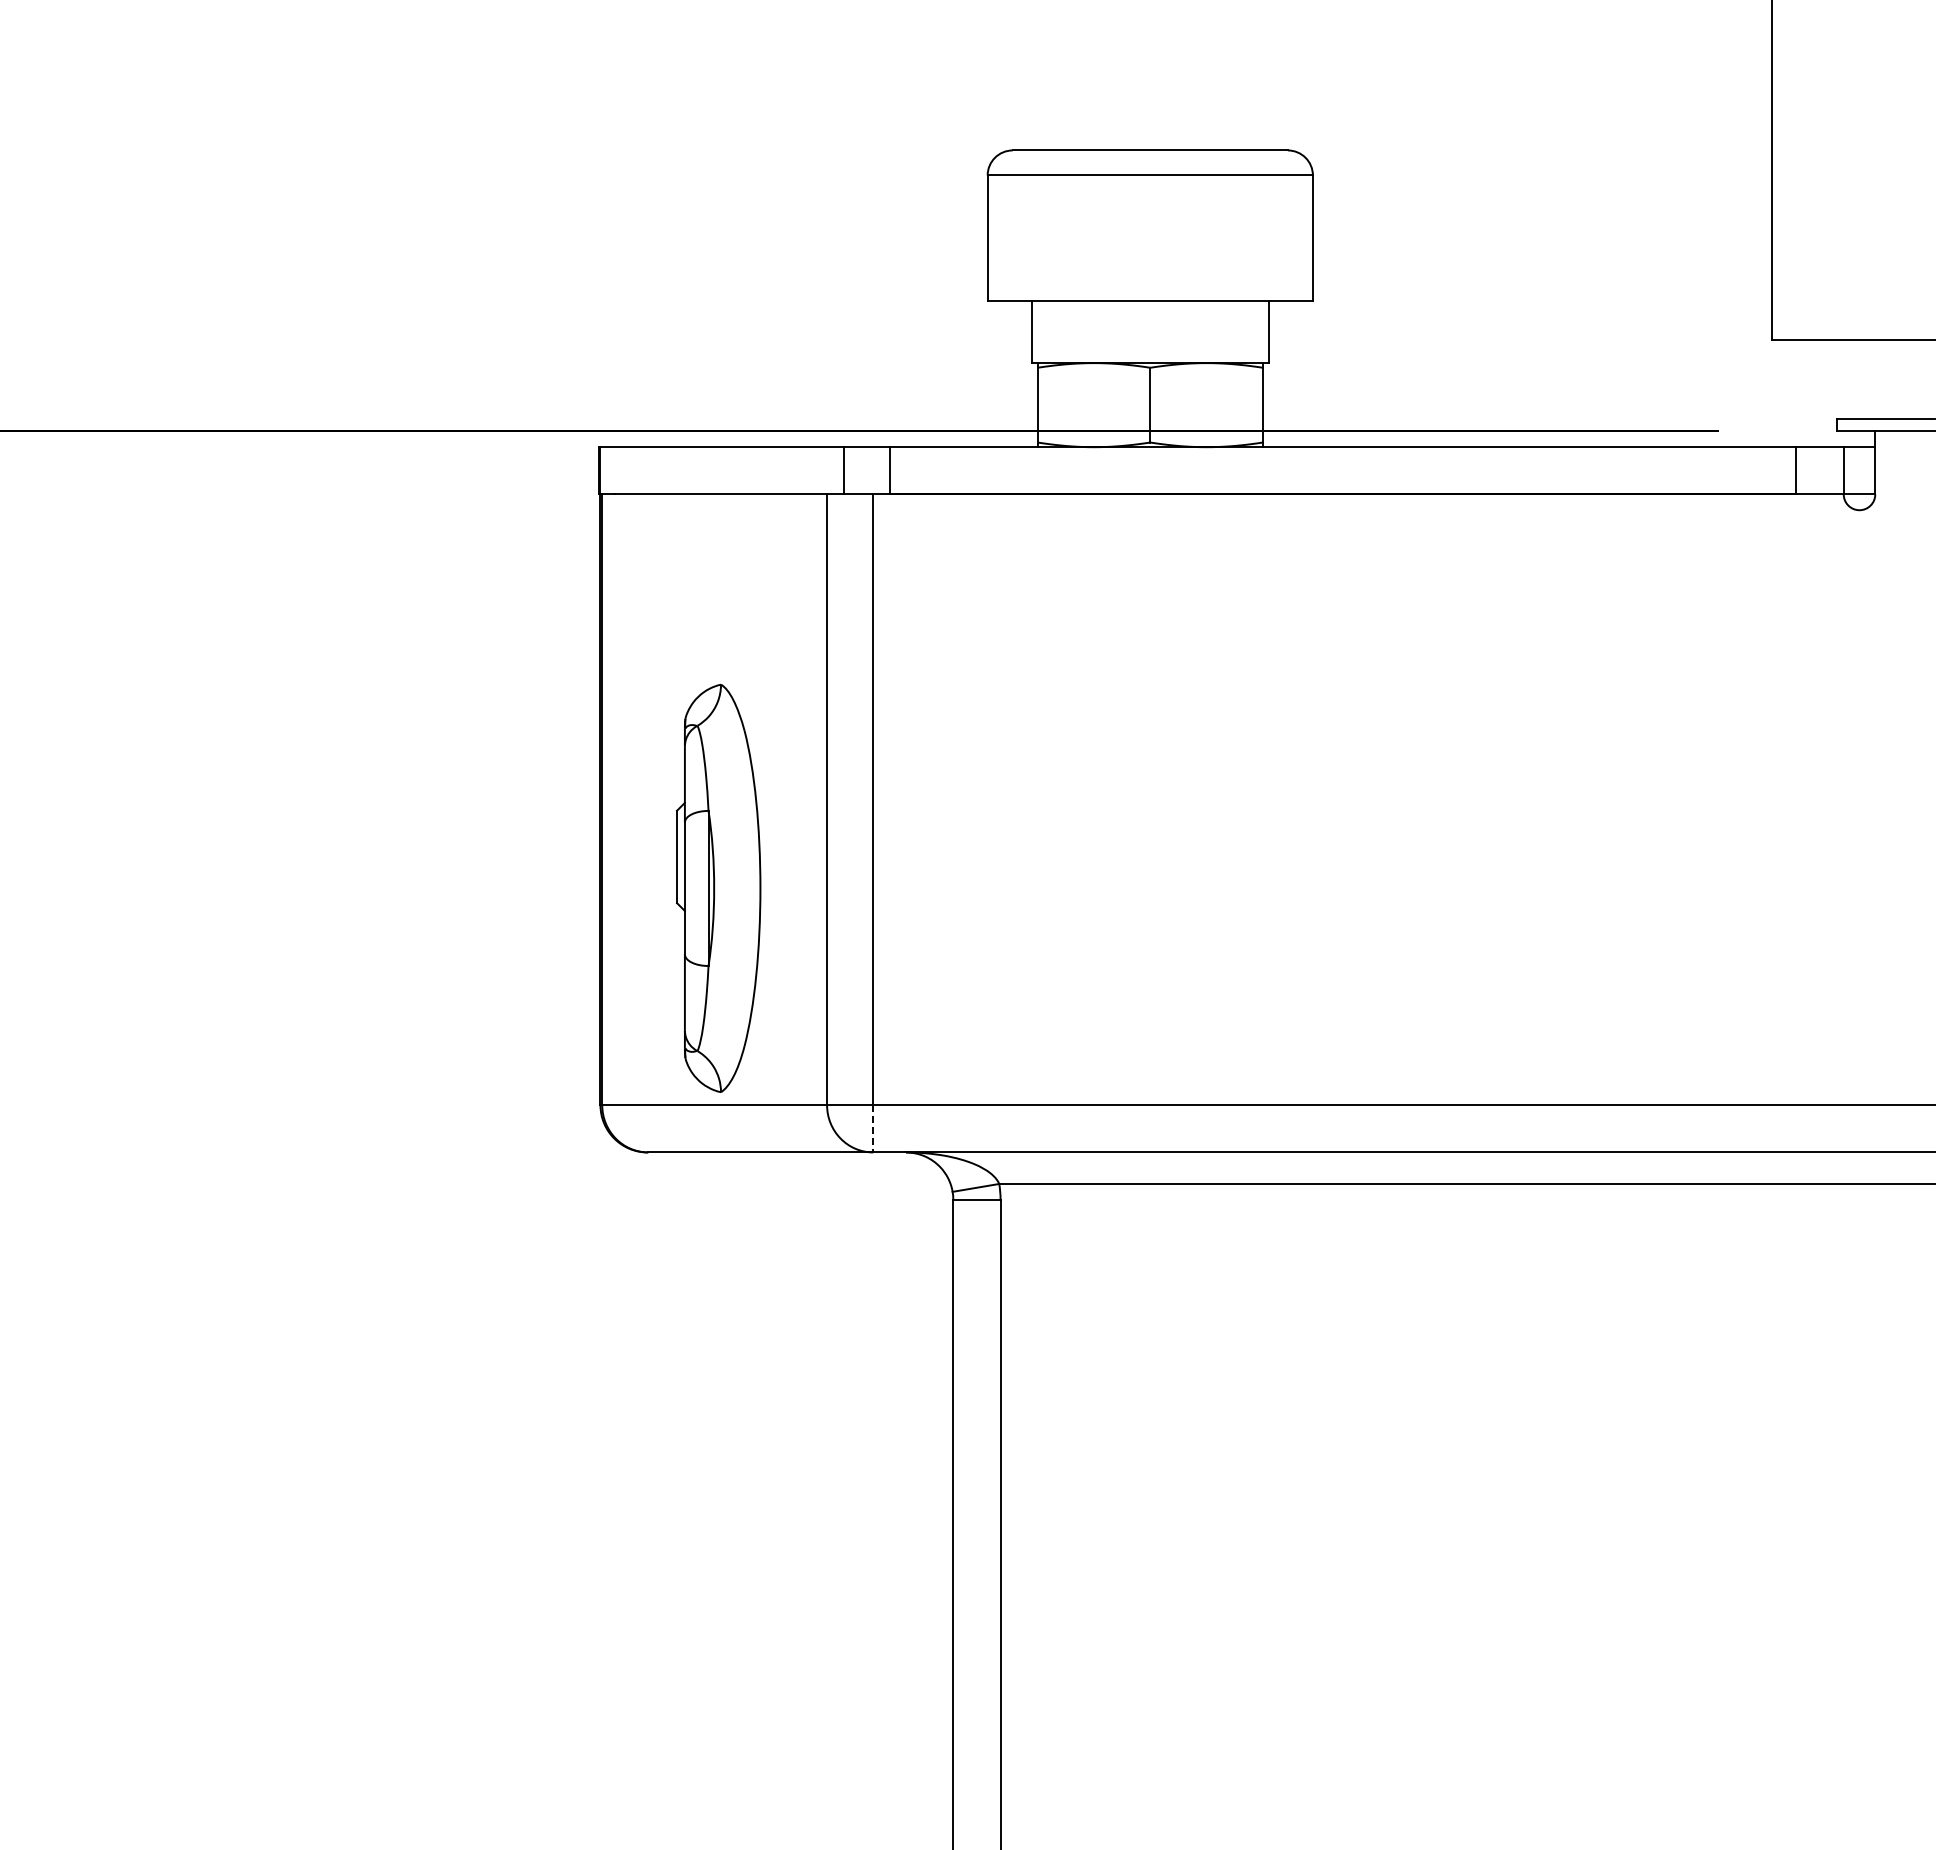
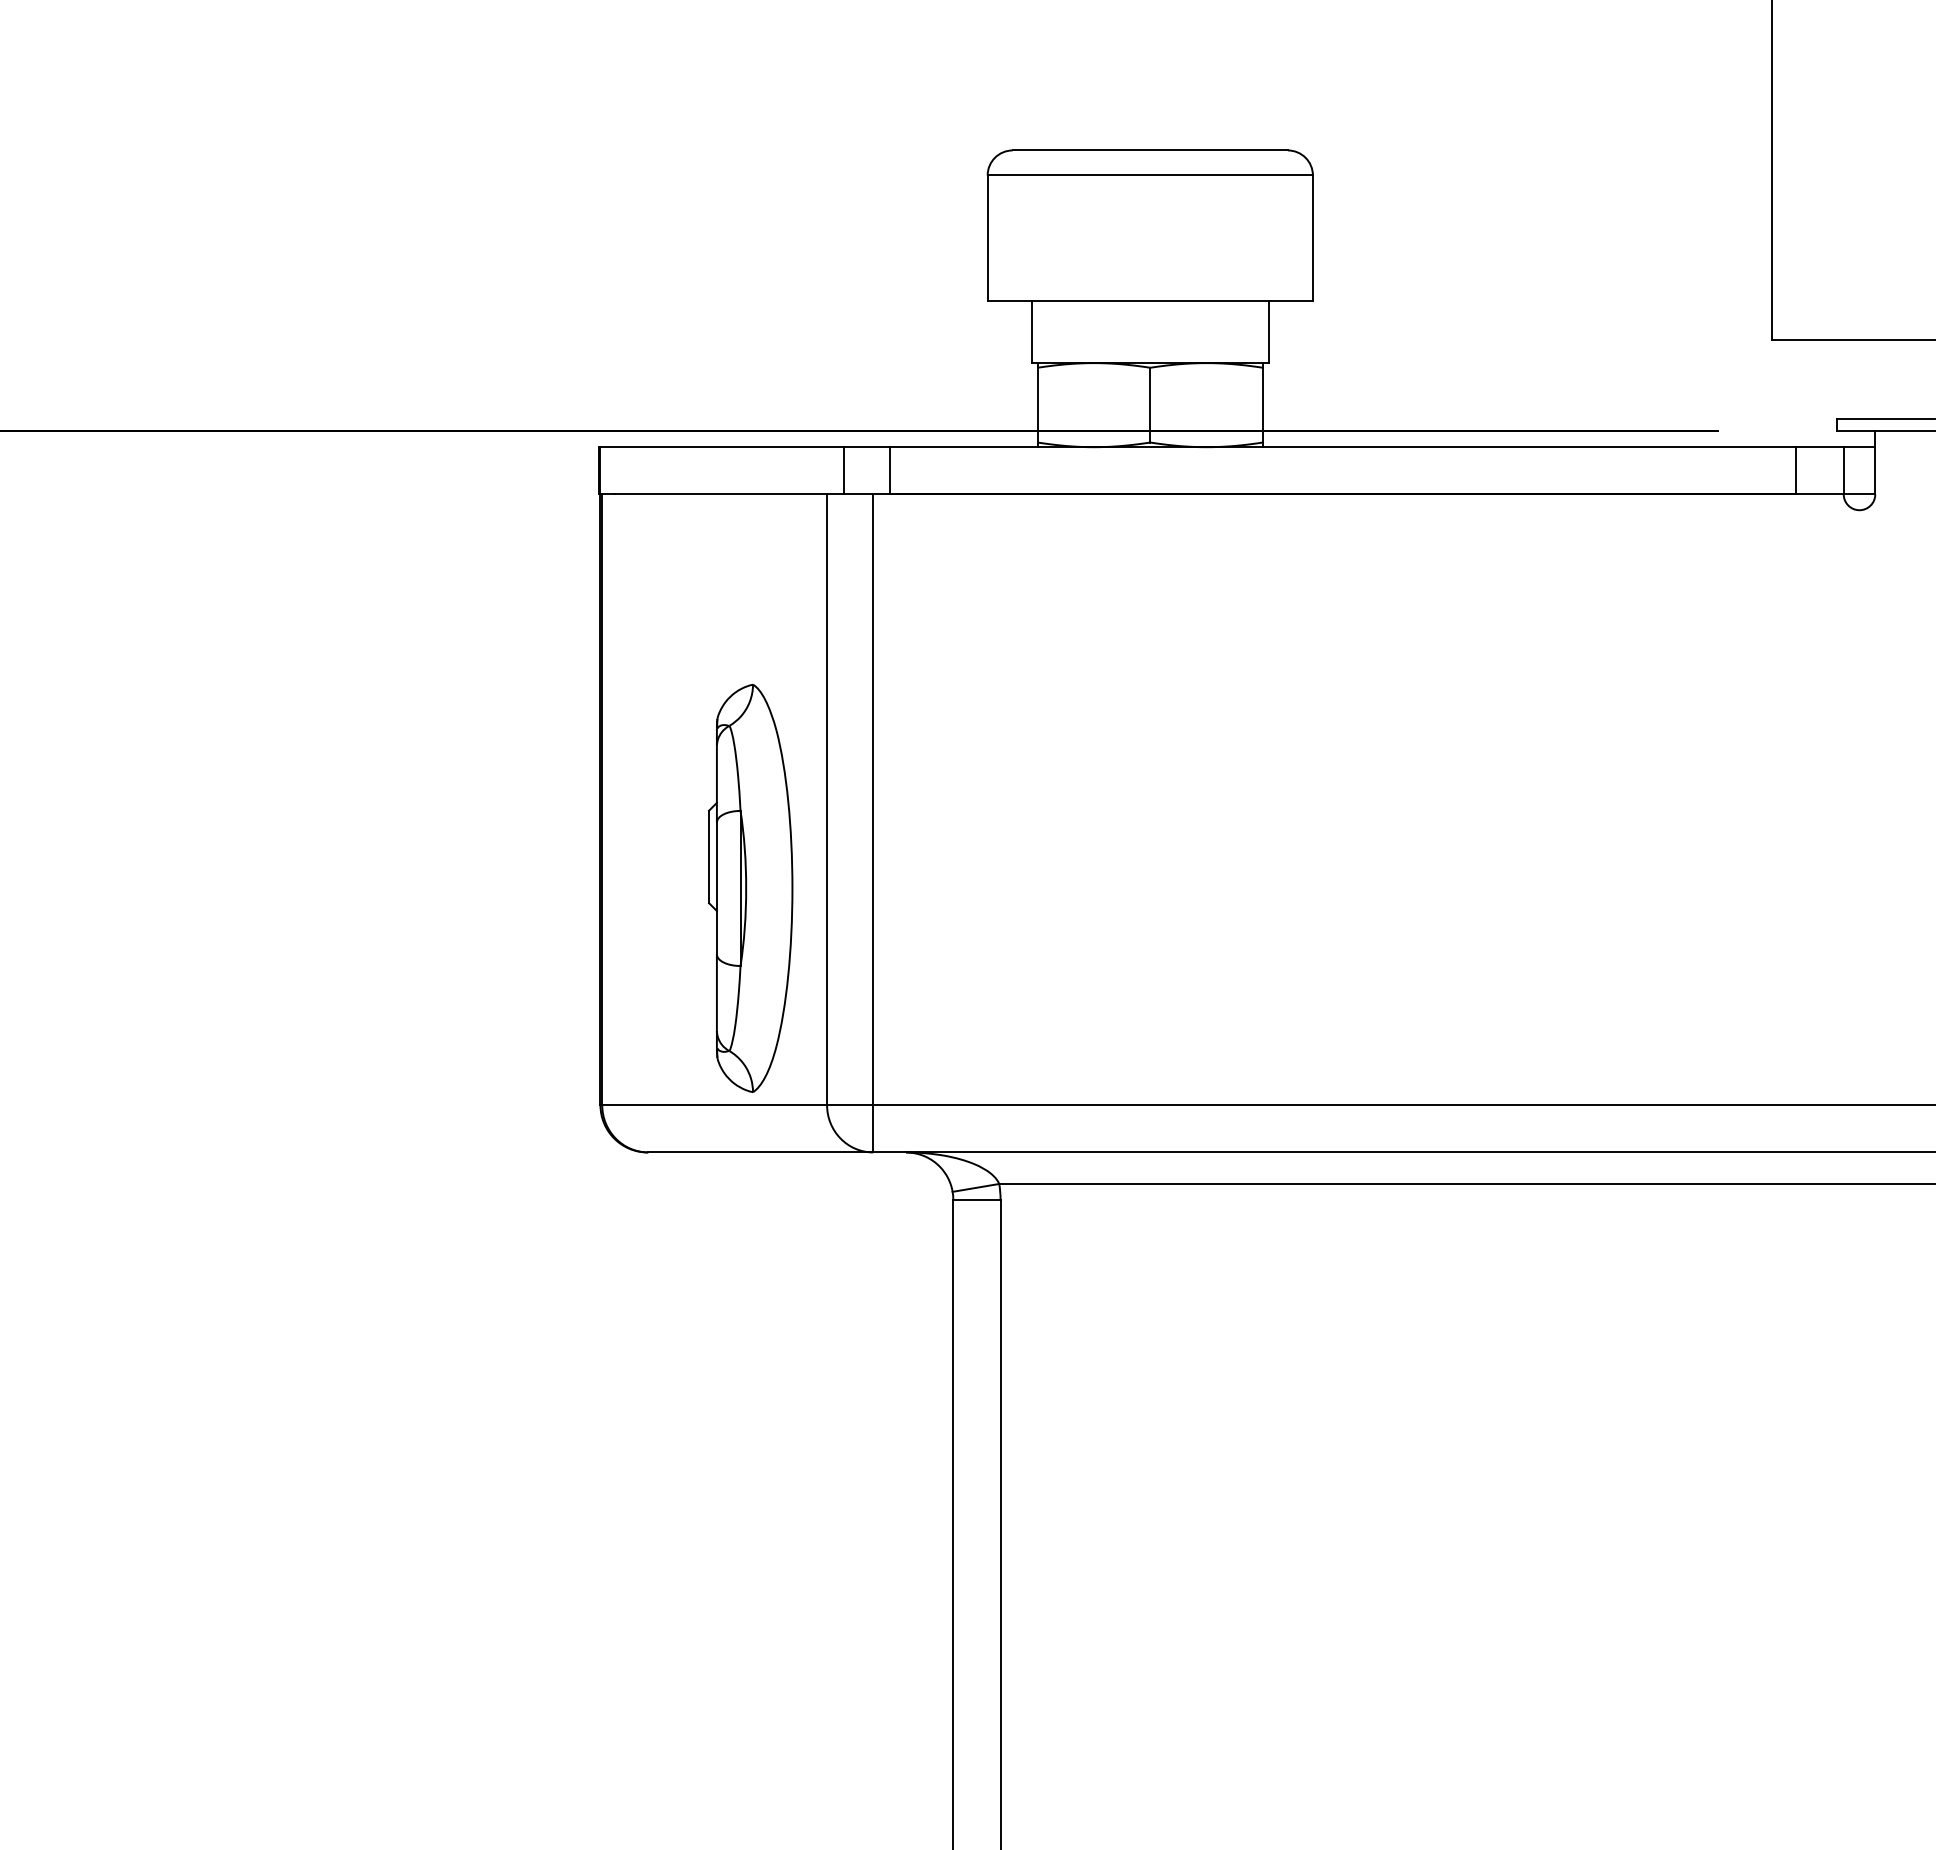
part position: (718, 887) -> (750, 887) (750, 887)
line: dashed -> solid (873, 1128)
